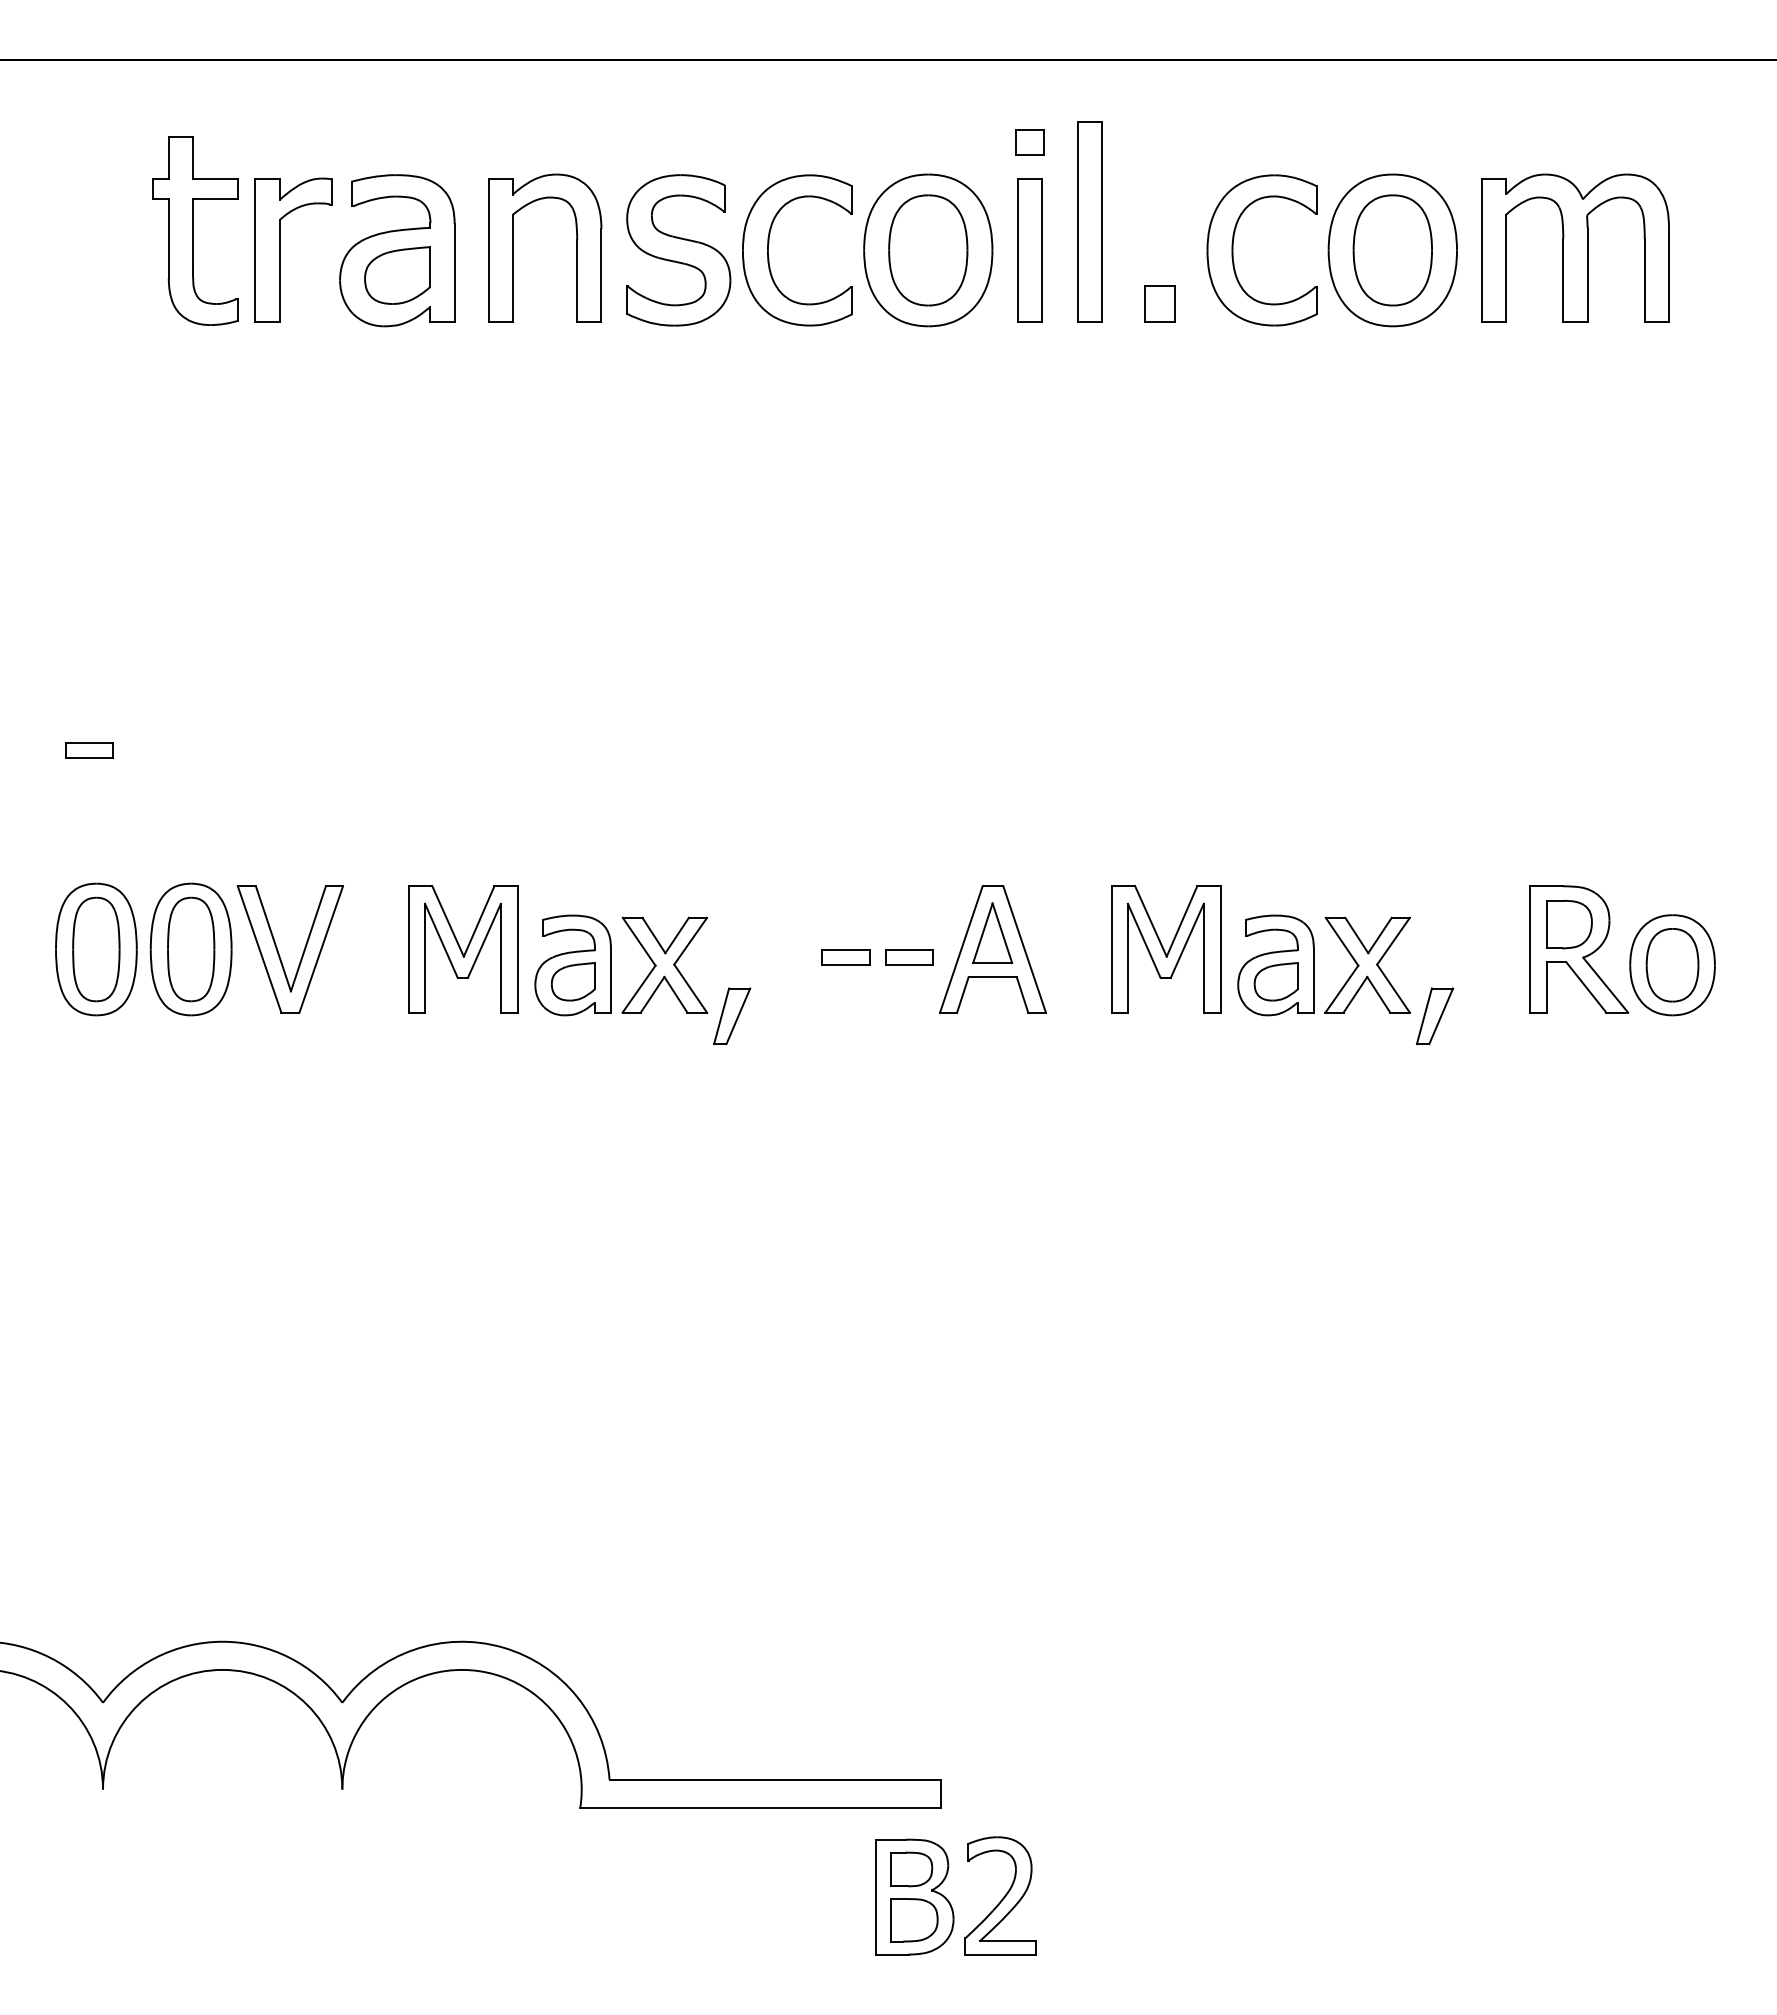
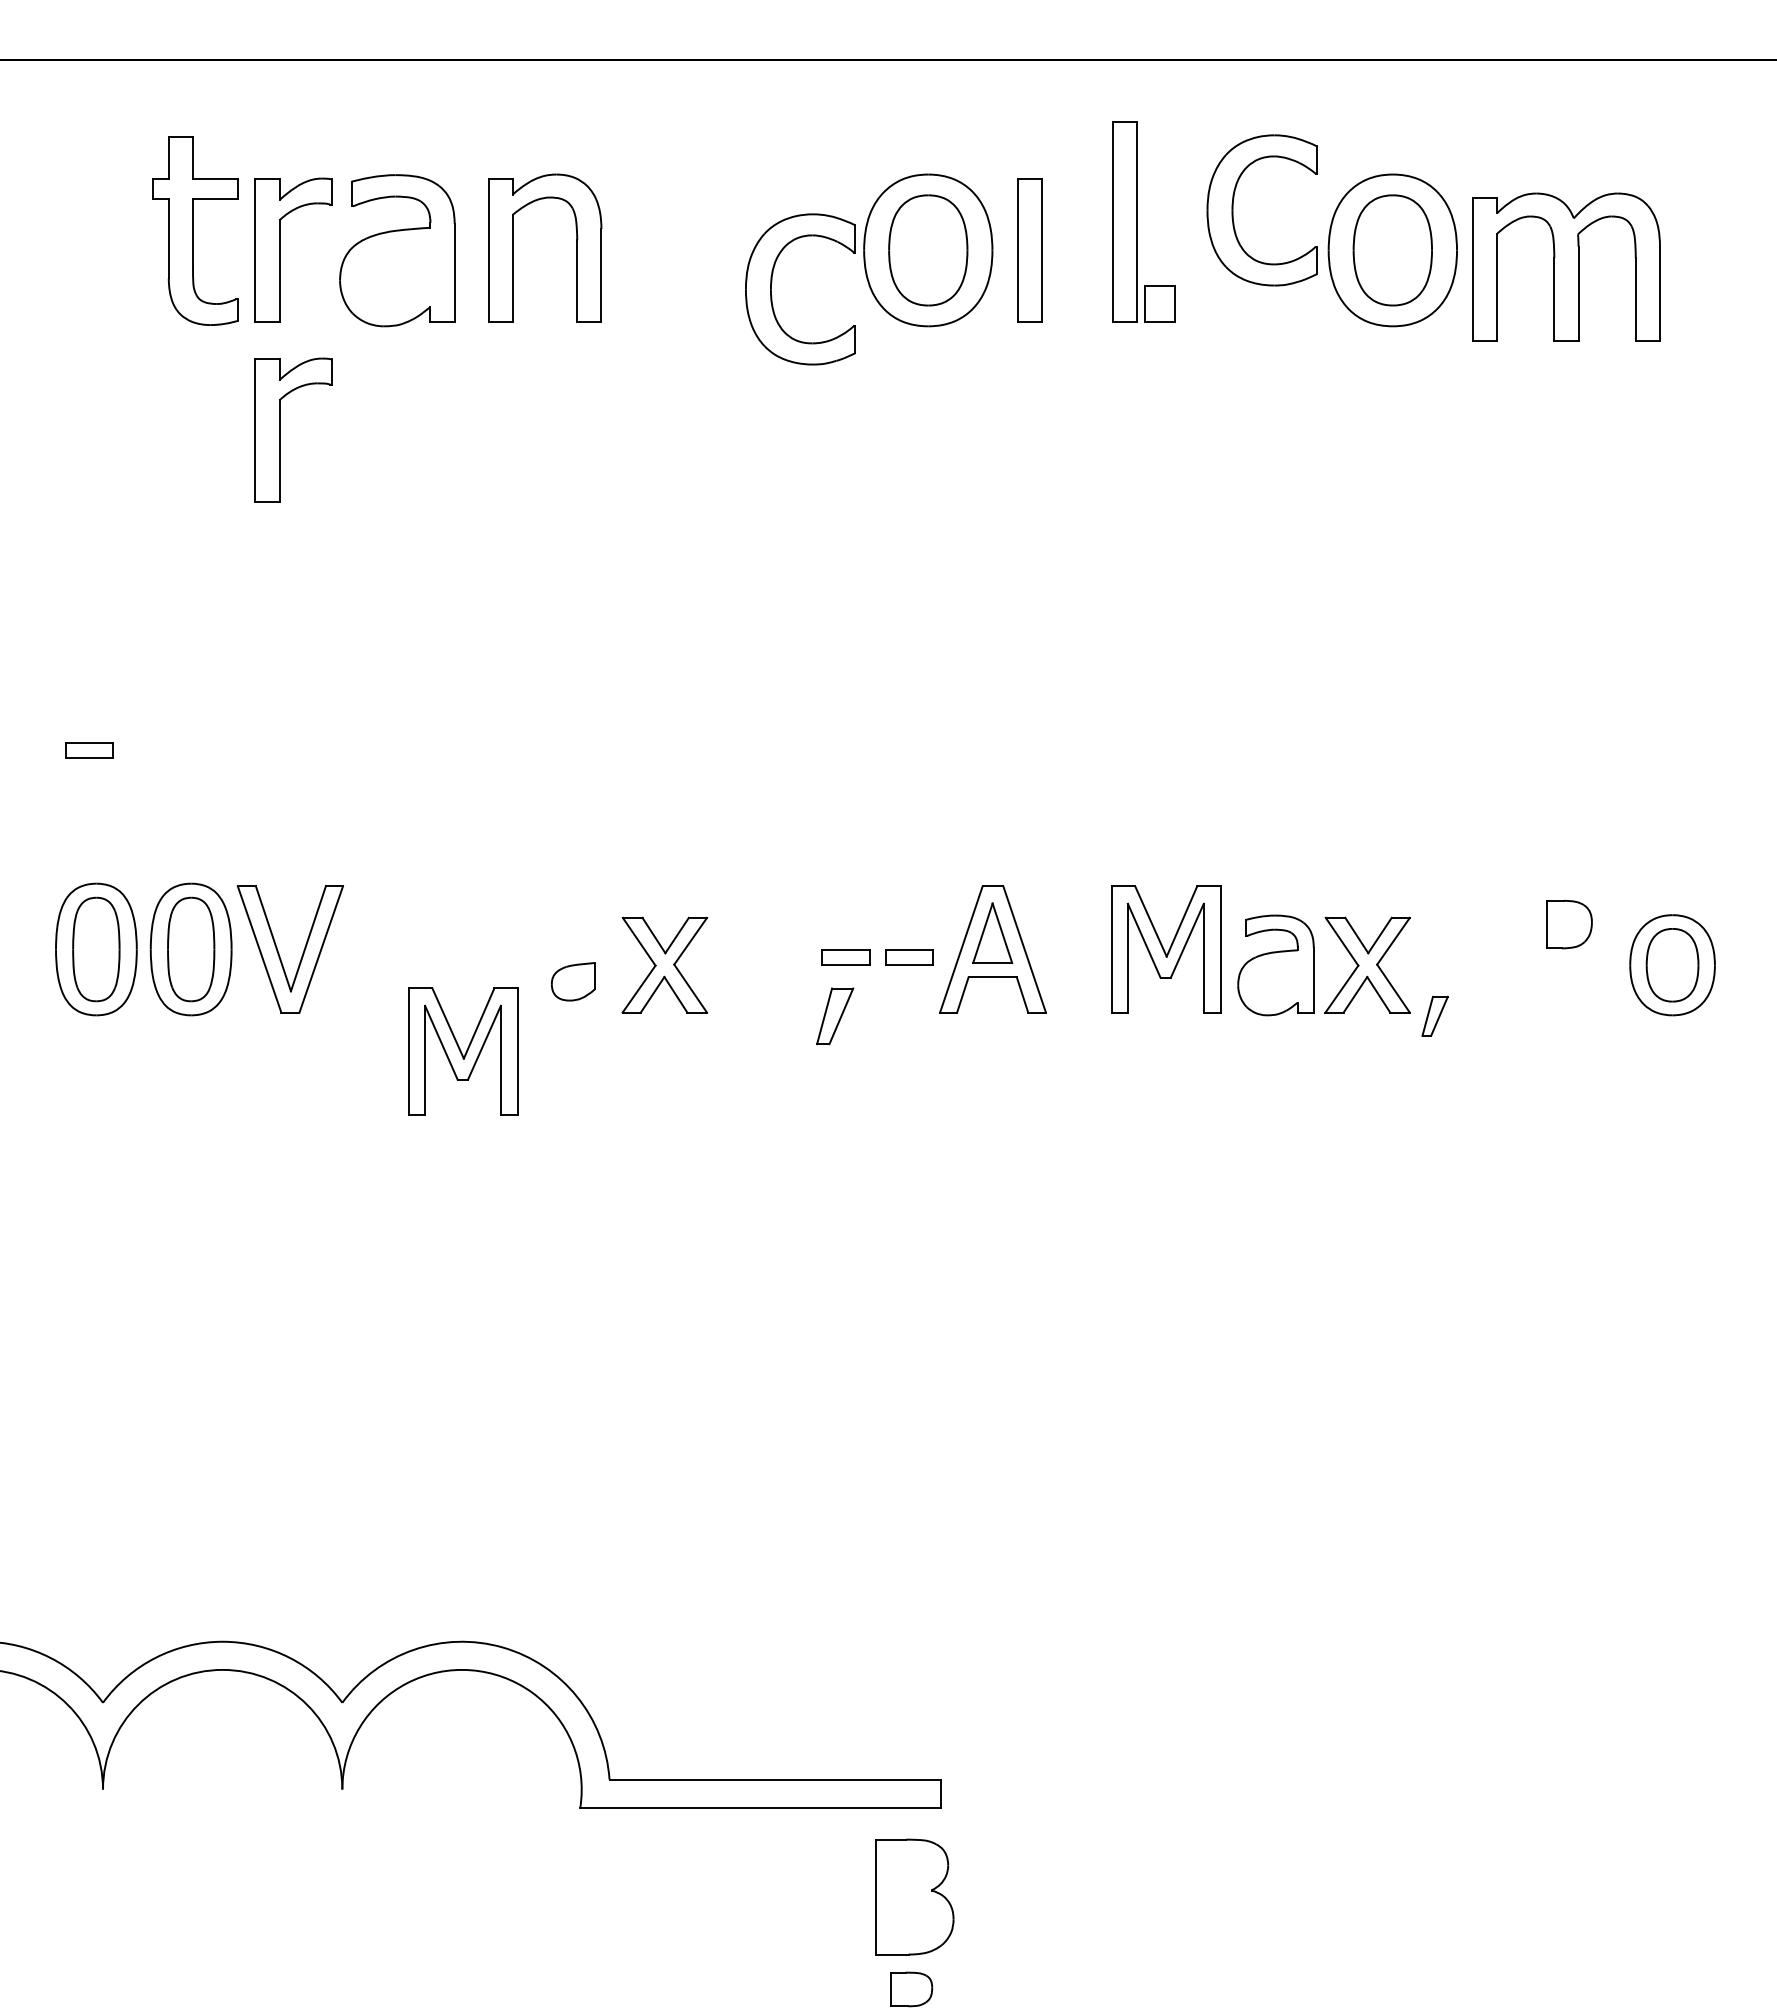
part: present -> none (1029, 142)
part position: (1089, 221) -> (1124, 221) (1124, 221)
part position: (769, 243) -> (772, 282) (772, 282)
part position: (1575, 247) -> (1566, 266) (1566, 266)
part: present -> none (678, 250)
part position: (1233, 250) -> (1233, 210) (1233, 210)
part: present -> none (397, 275)
part: none -> present (280, 429)
part position: (463, 949) -> (463, 1051) (463, 1051)
part: present -> none (1579, 949)
part: present -> none (572, 965)
part: present -> none (1275, 981)
part position: (732, 1016) -> (835, 1016) (835, 1016)
part size: 39x59 px -> 28x42 px (1434, 1015)
part position: (911, 1869) -> (911, 1989) (911, 1989)
part: present -> none (1000, 1895)
part: present -> none (914, 1920)
